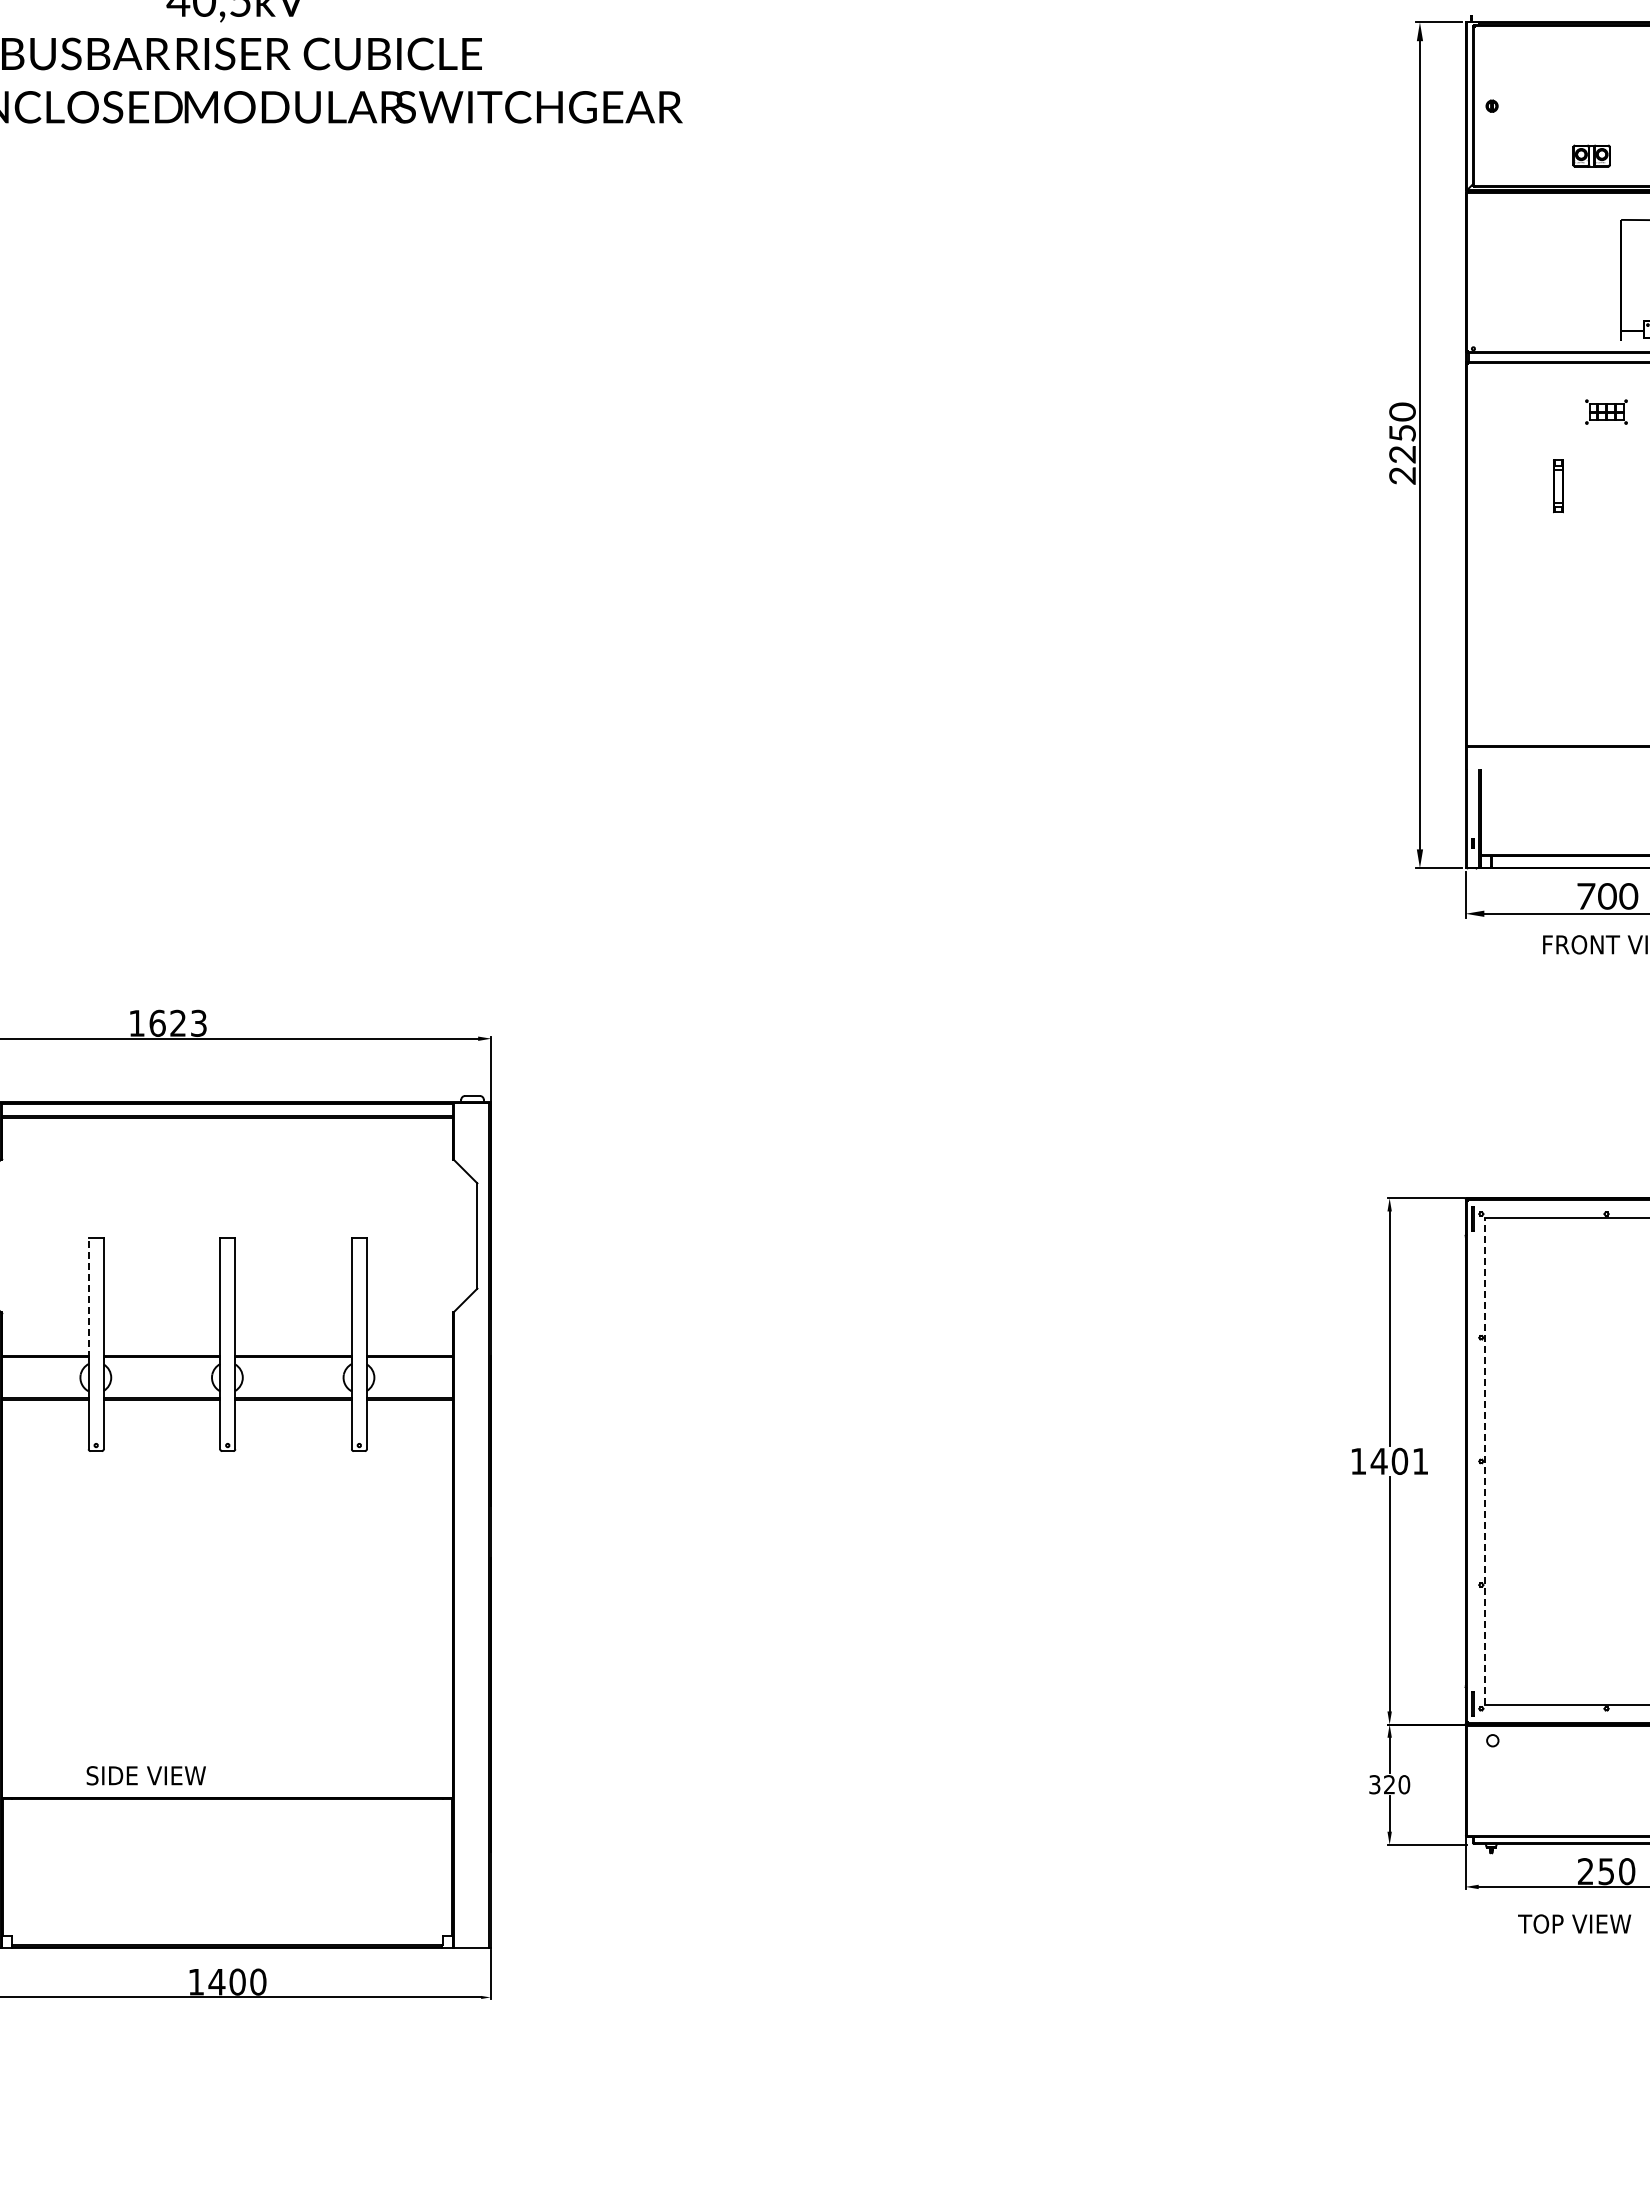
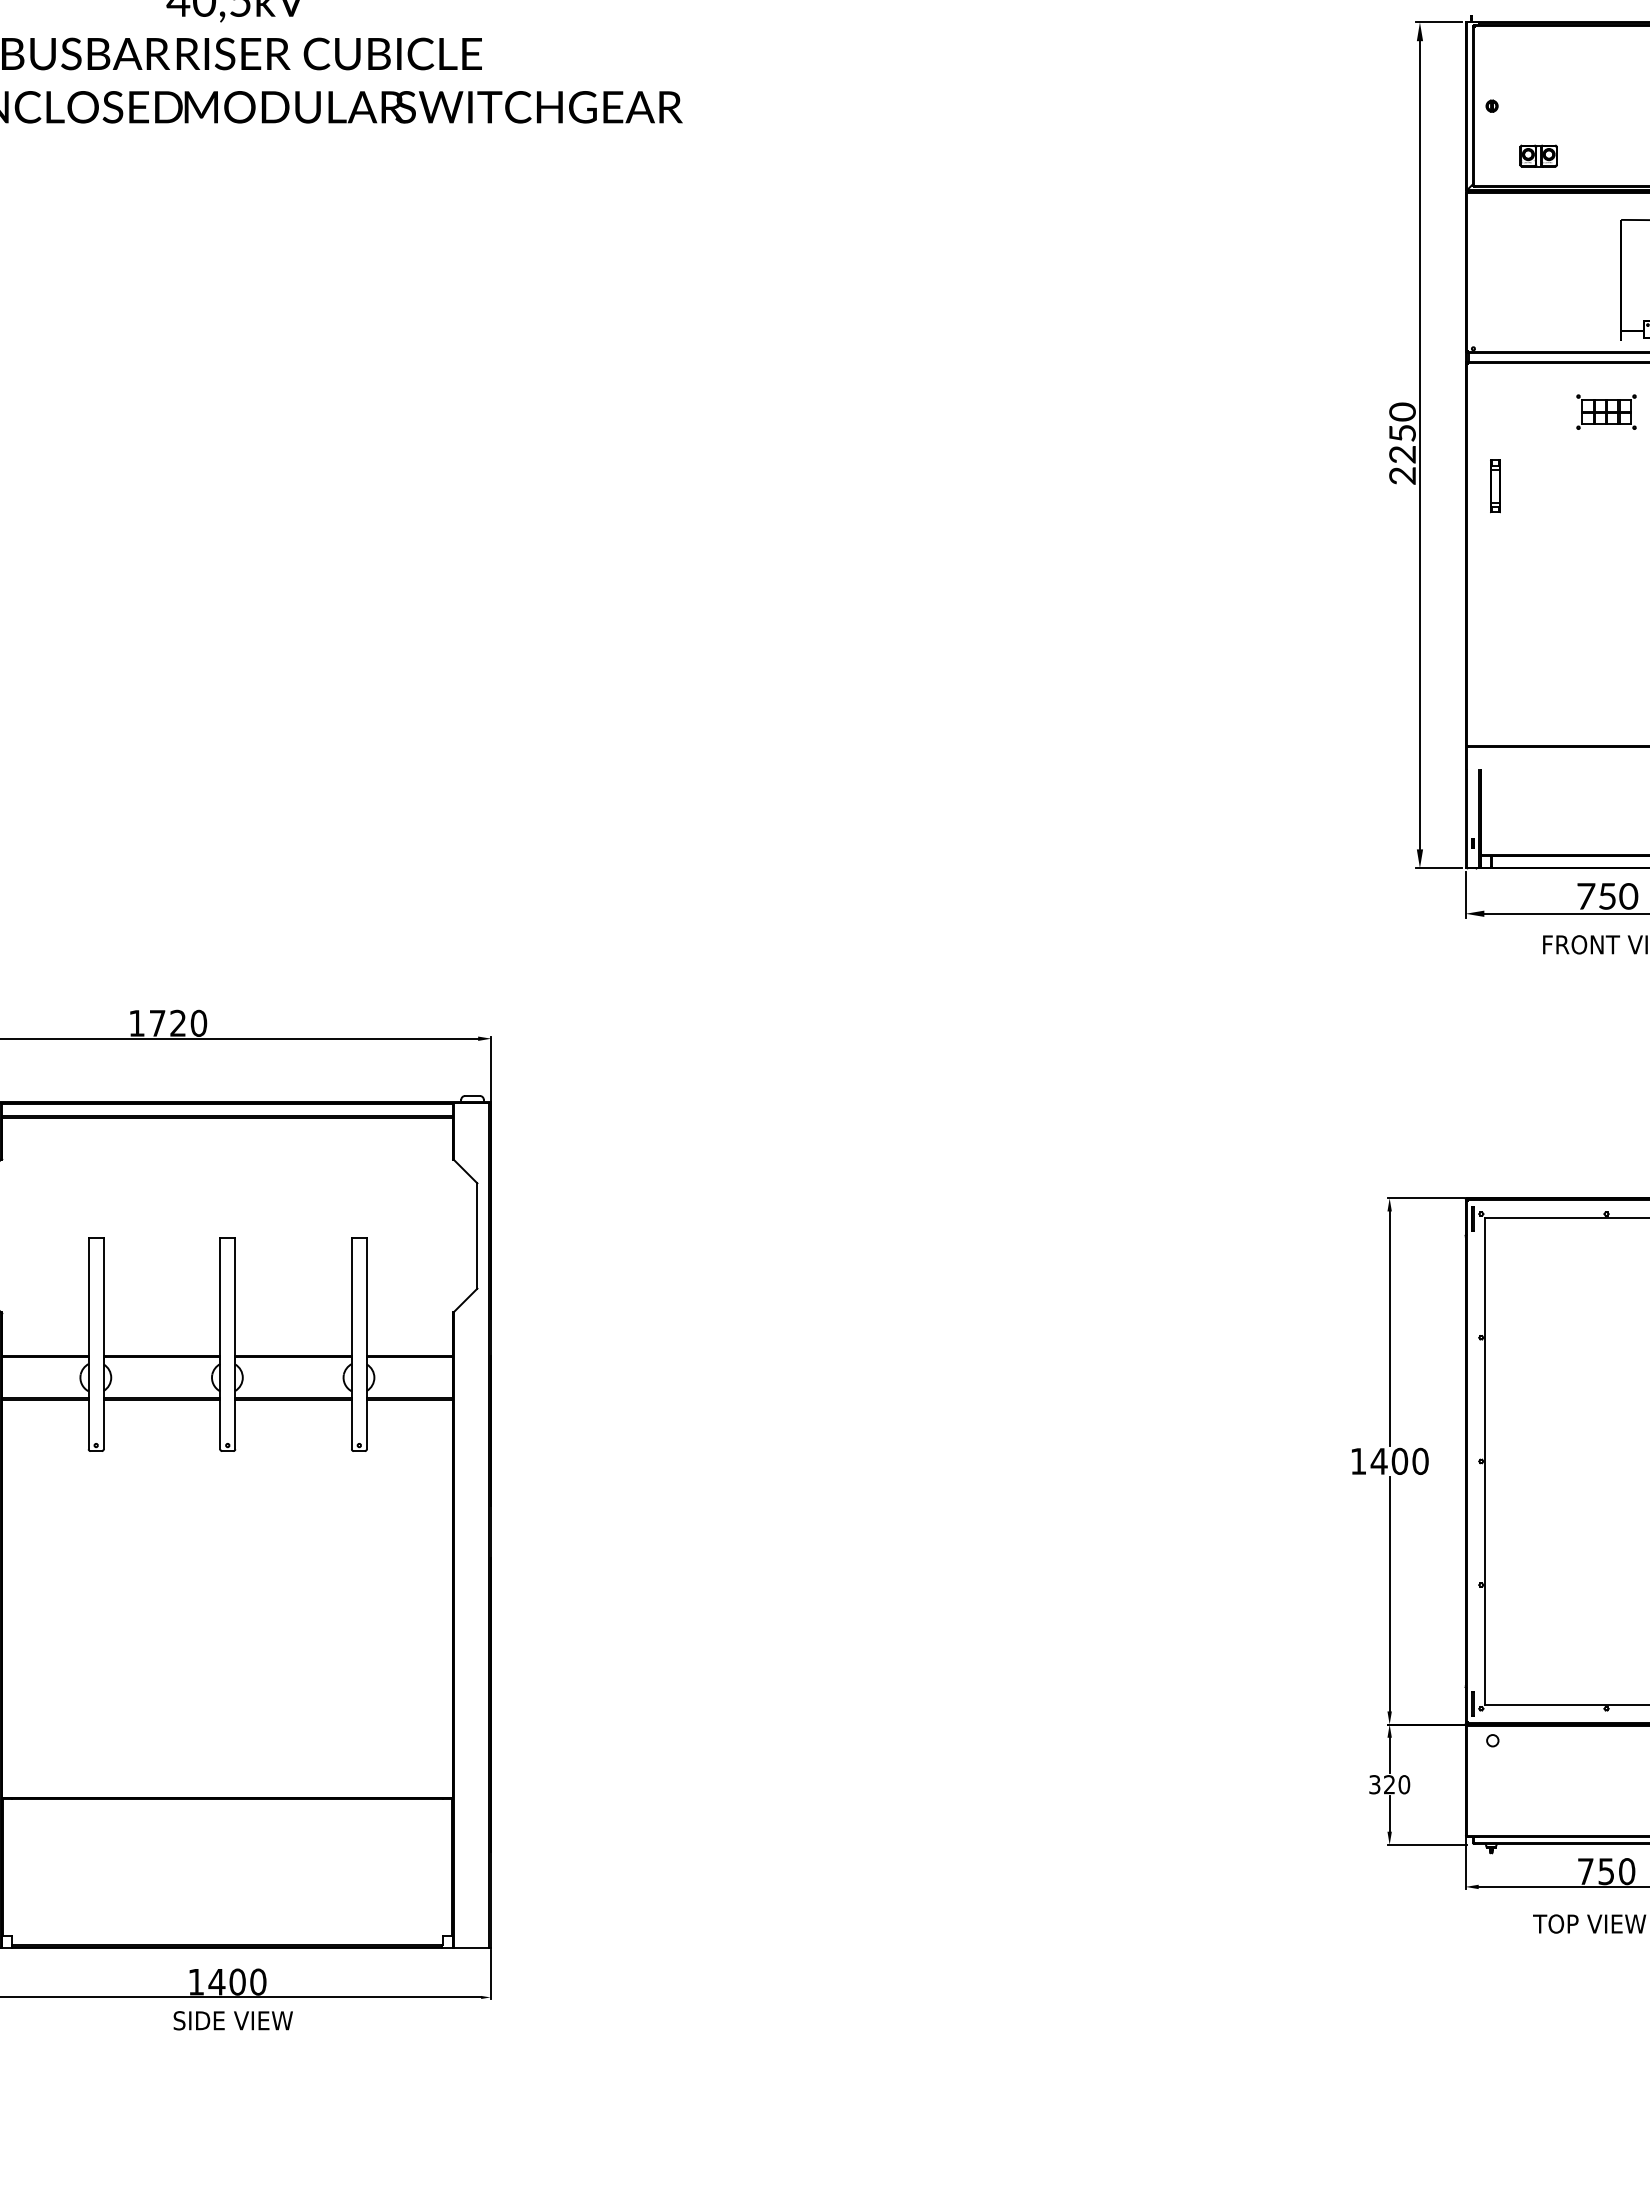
part position: (1591, 155) -> (1538, 155) (1538, 155)
part size: 43x26 px -> 61x36 px (1606, 411)
part position: (1558, 486) -> (1495, 486) (1495, 486)
text: 700 -> 750 (1607, 896)
text: 1623 -> 1720 (178, 1022)
line: dashed -> solid (88, 1297)
text: 1401 -> 1400 (1420, 1460)
line: dashed -> solid (1485, 1461)
text position: (145, 1775) -> (232, 2020) (232, 2020)
text: 250 -> 750 (1585, 1871)
text position: (1574, 1923) -> (1589, 1923) (1589, 1923)
